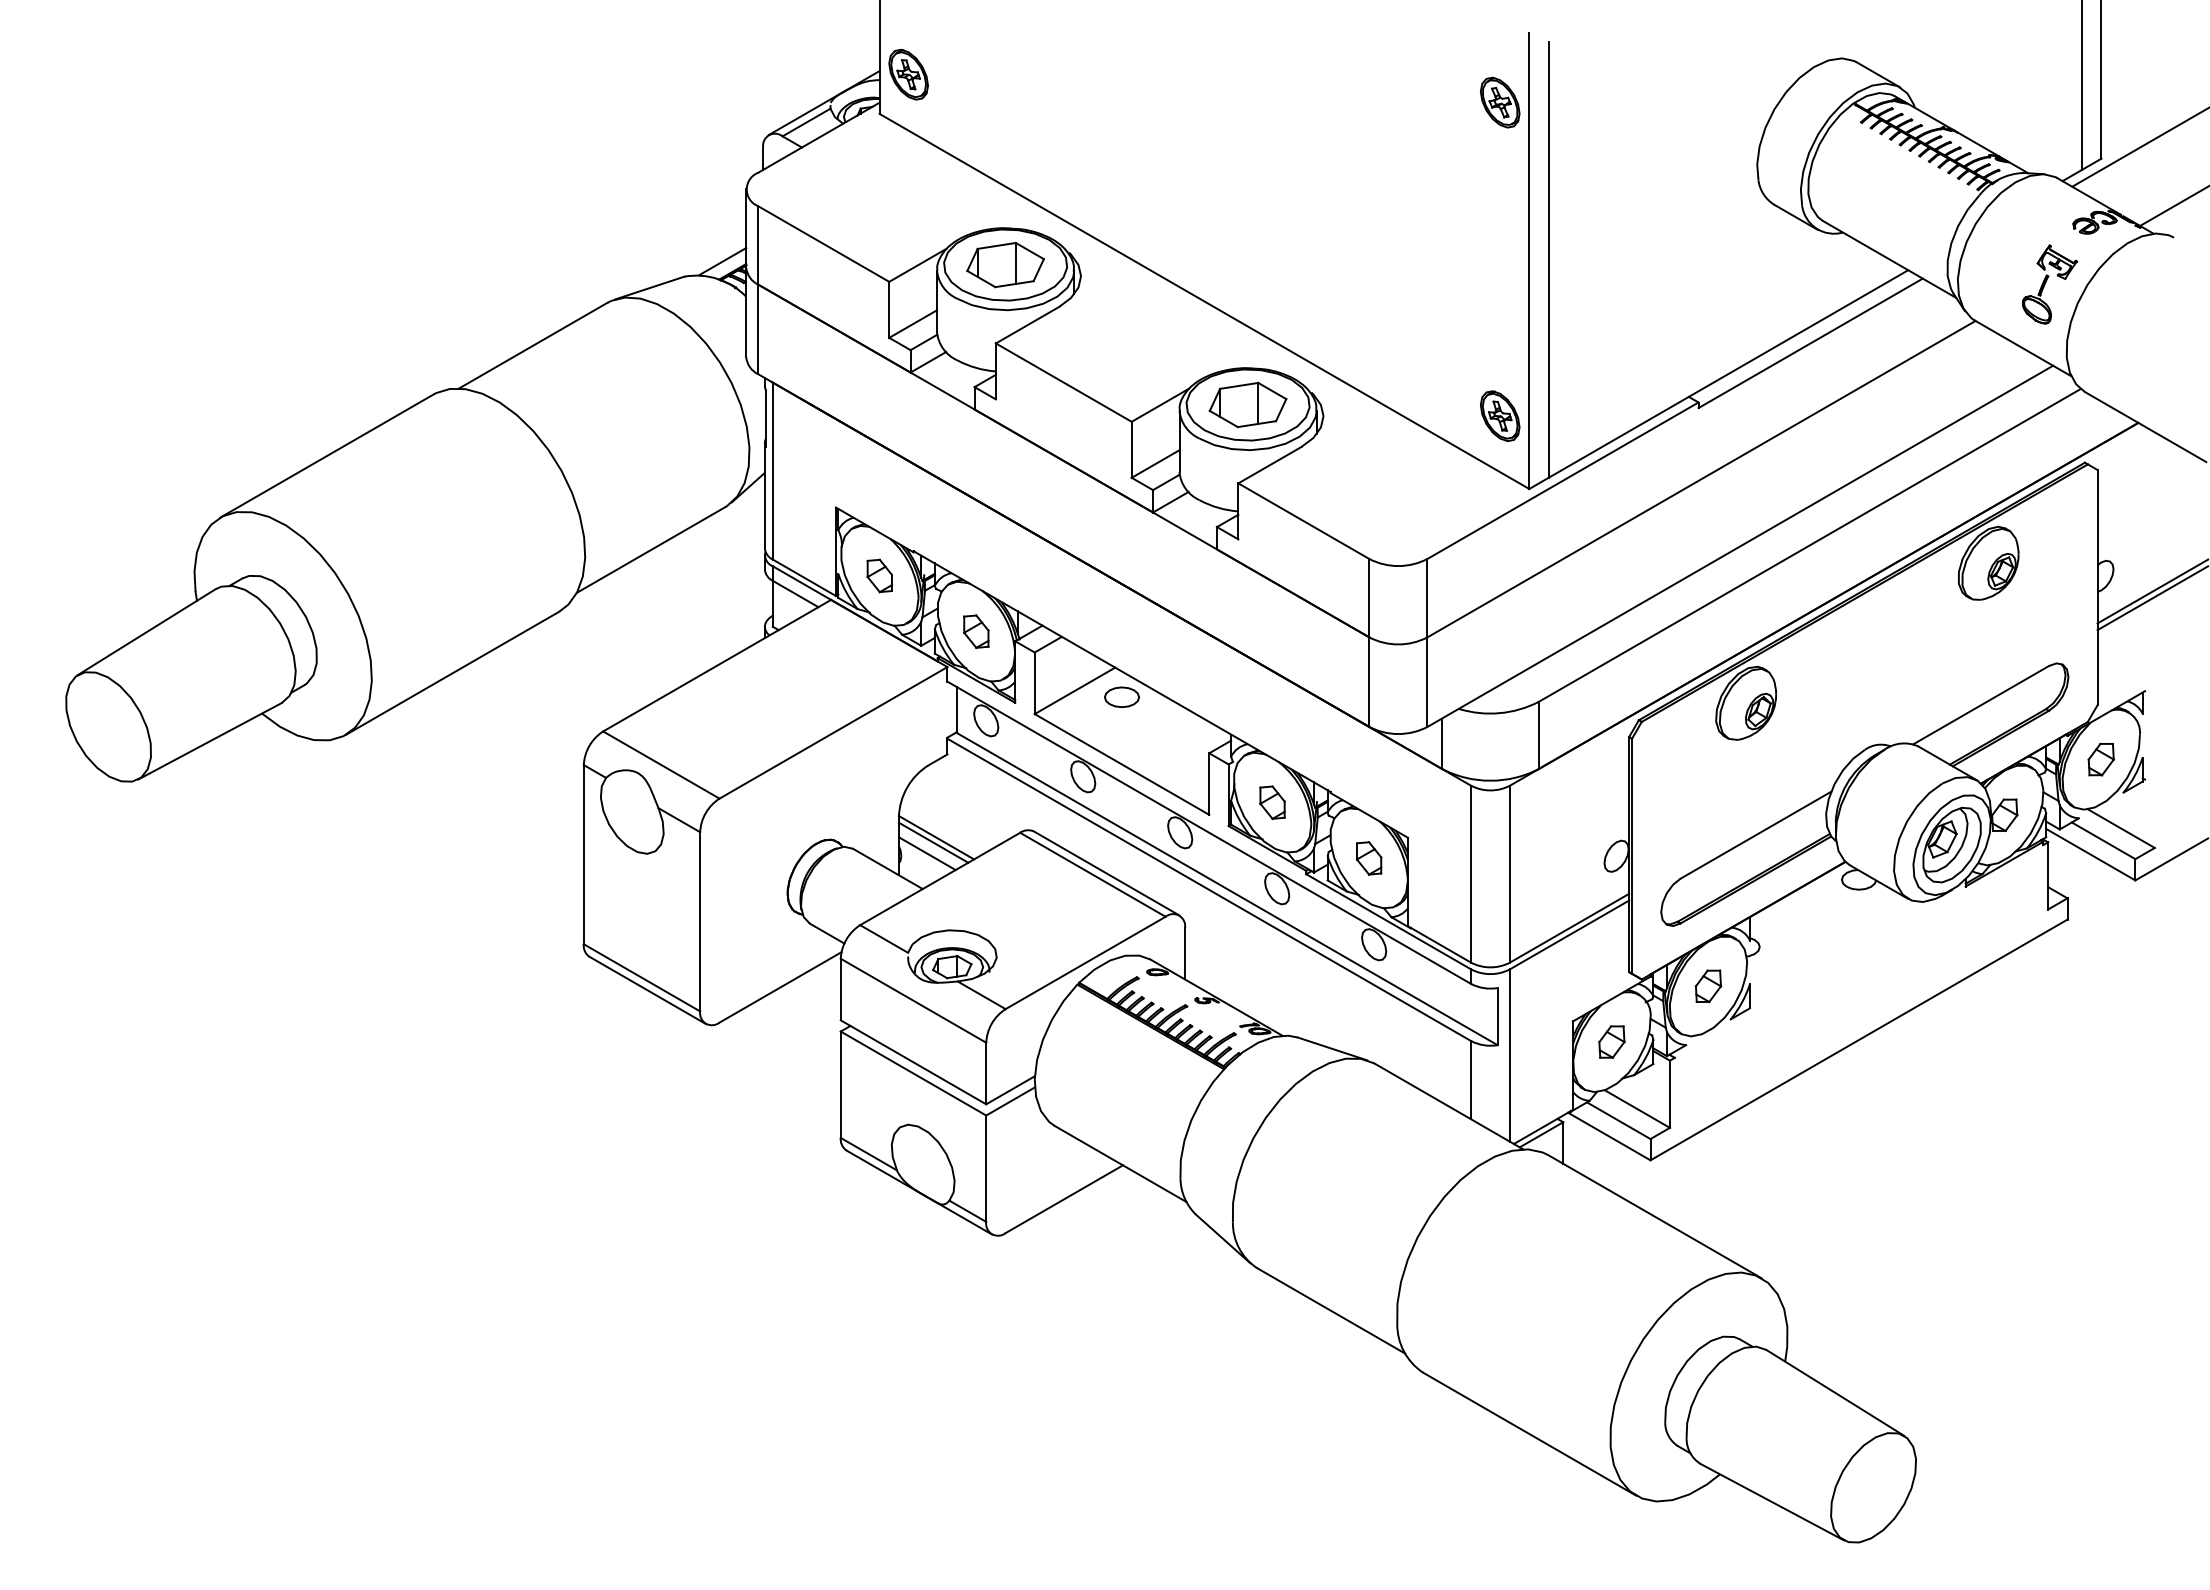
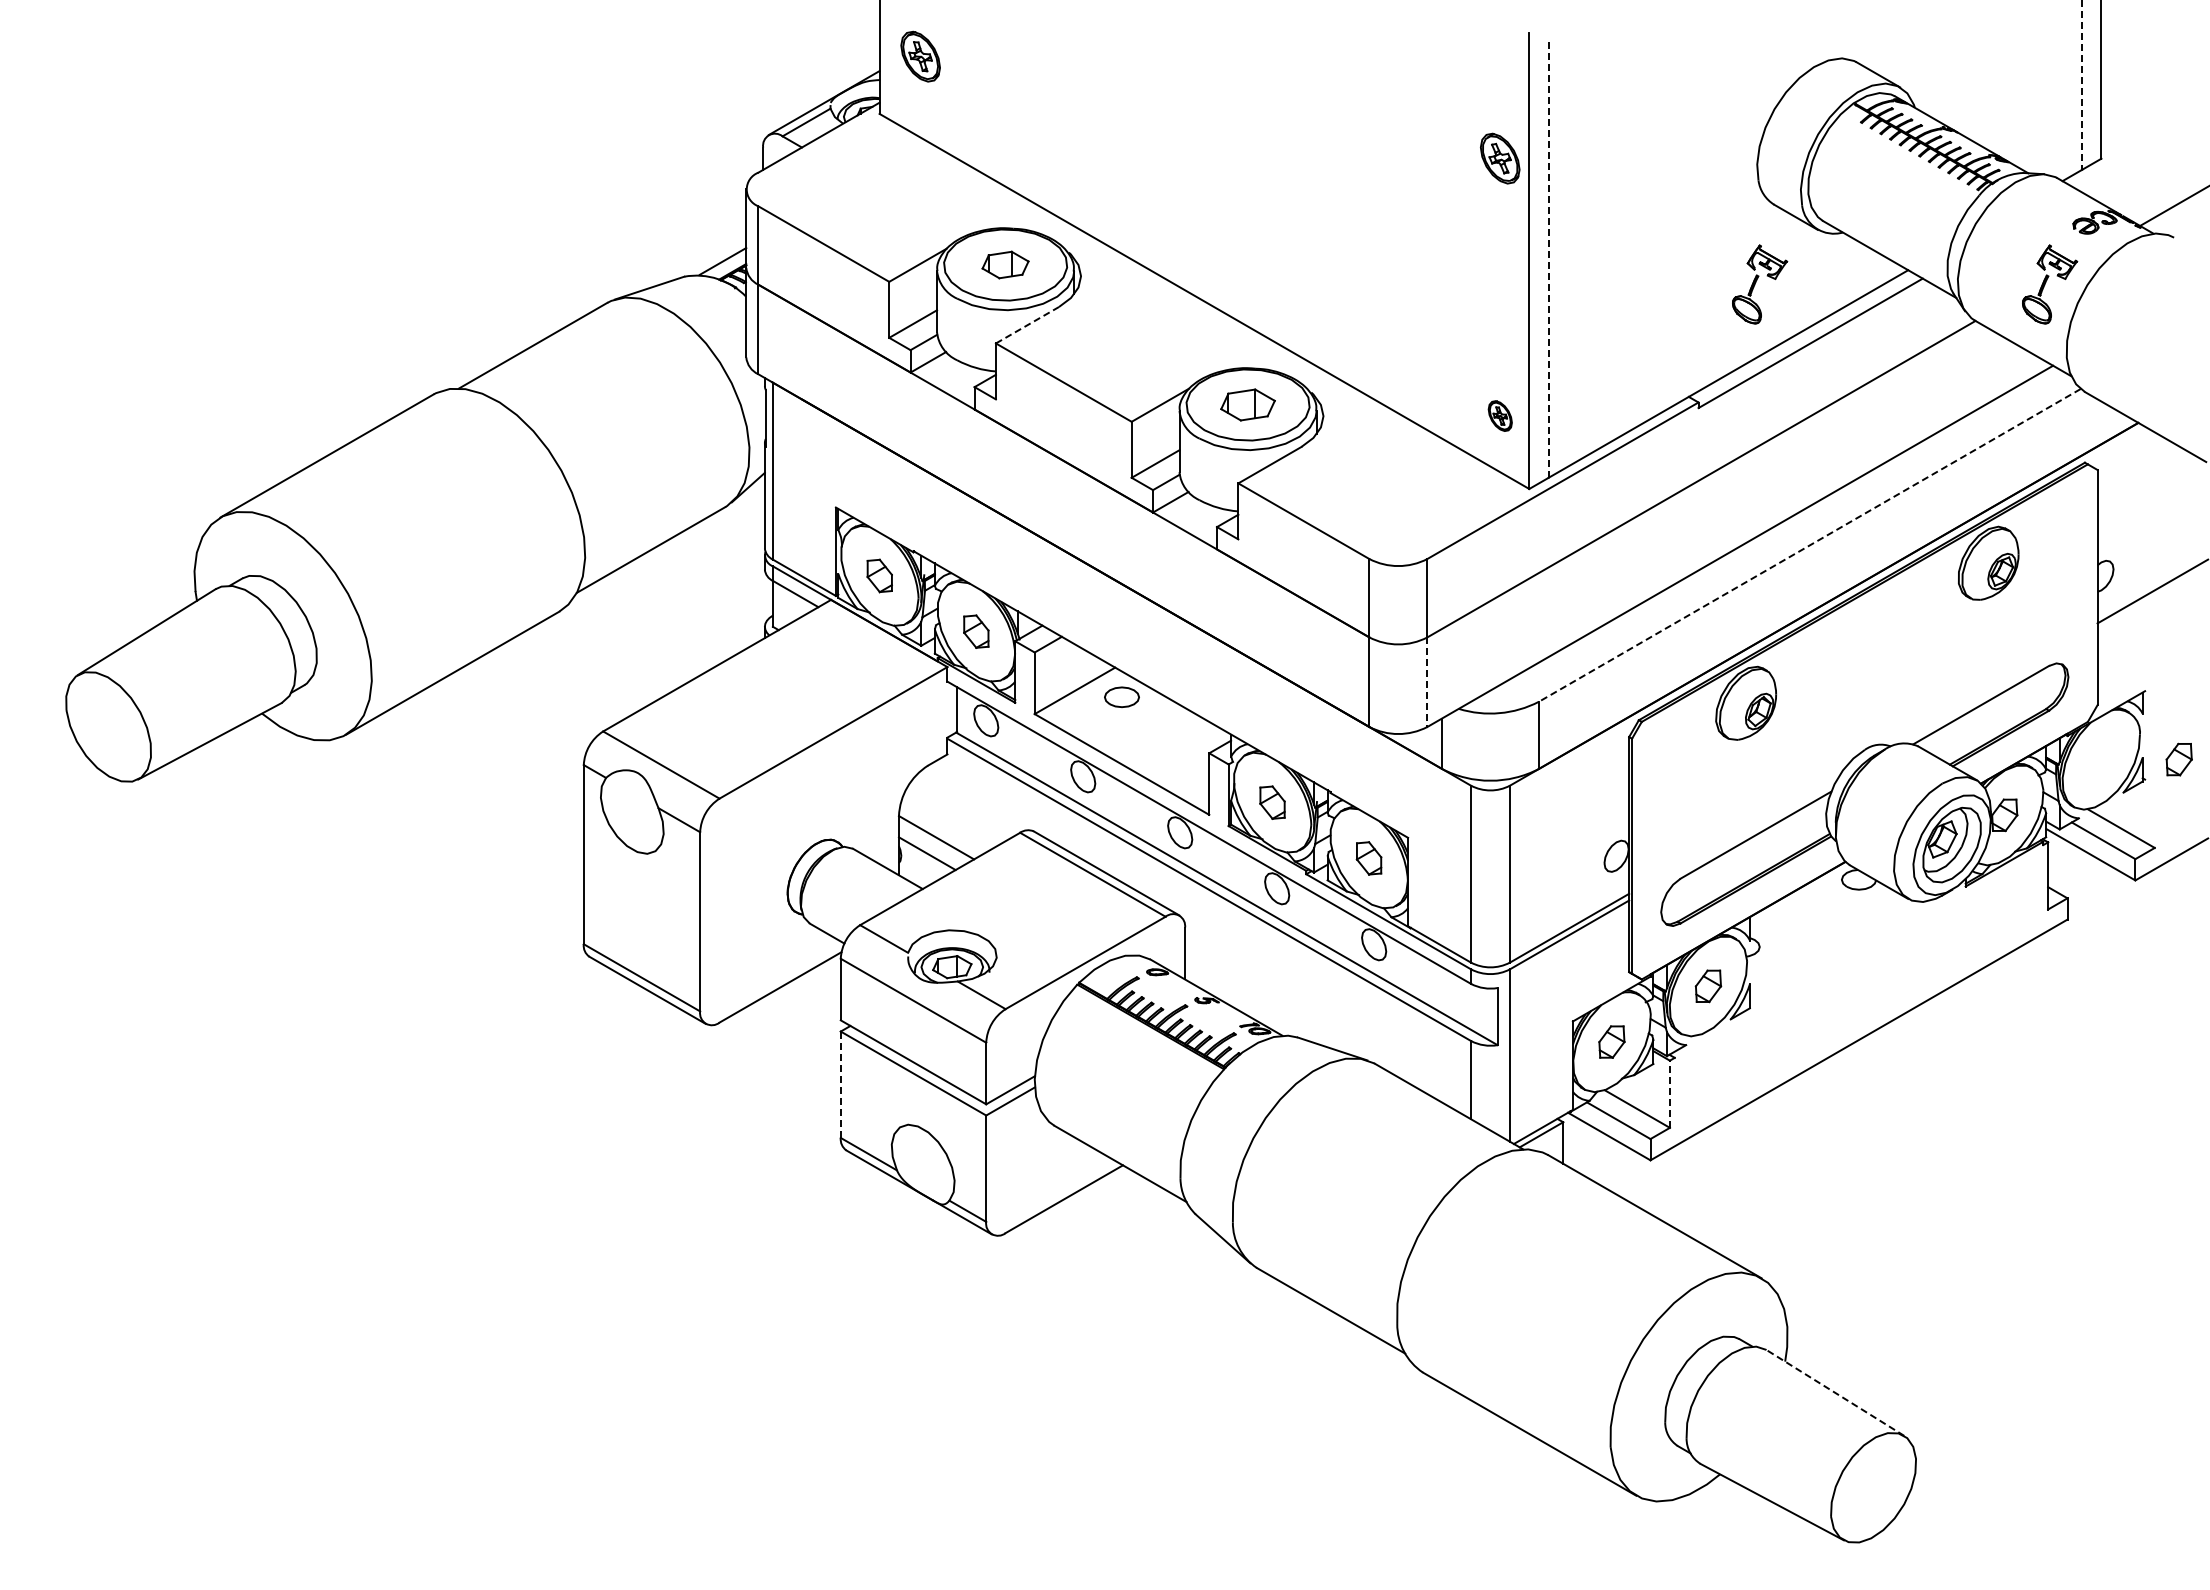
part position: (908, 74) -> (920, 56) (920, 56)
line: solid -> dashed (2082, 84)
part position: (1500, 102) -> (1500, 158) (1500, 158)
line: present -> none (2139, 147)
line: solid -> dashed (1548, 260)
part size: 79x48 px -> 49x30 px (1005, 264)
part: none -> present (1760, 284)
line: solid -> dashed (1027, 325)
part size: 80x48 px -> 56x34 px (1247, 404)
part size: 41x52 px -> 26x32 px (1499, 415)
line: solid -> dashed (1809, 545)
line: present -> none (2151, 598)
line: solid -> dashed (1427, 682)
part position: (2100, 759) -> (2178, 759) (2178, 759)
line: present -> none (933, 842)
line: solid -> dashed (840, 1084)
line: solid -> dashed (1669, 1094)
line: solid -> dashed (1834, 1392)
